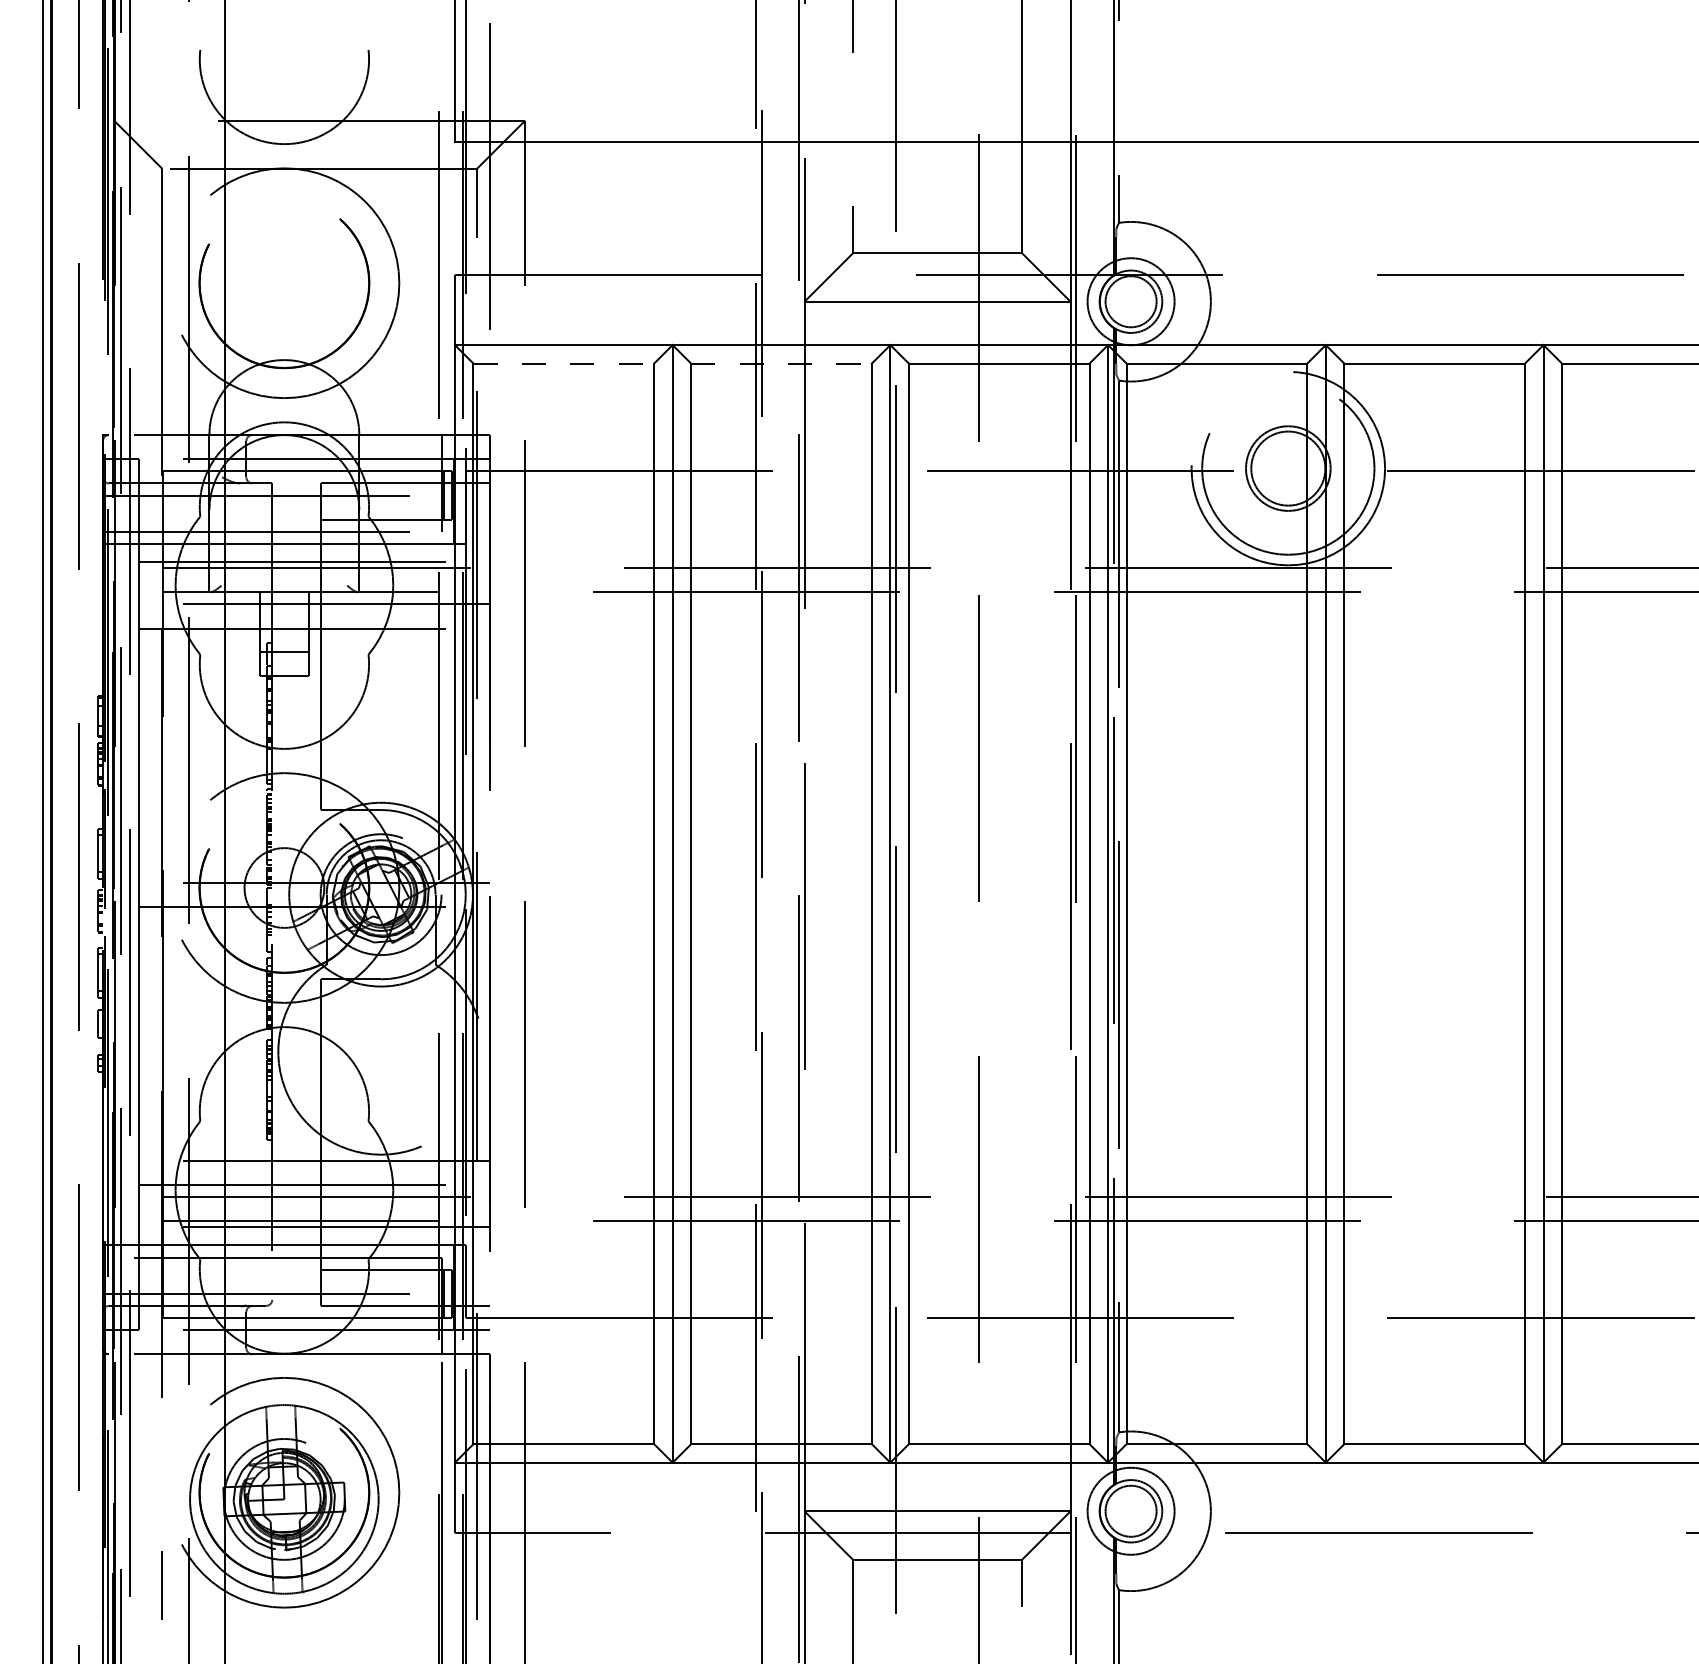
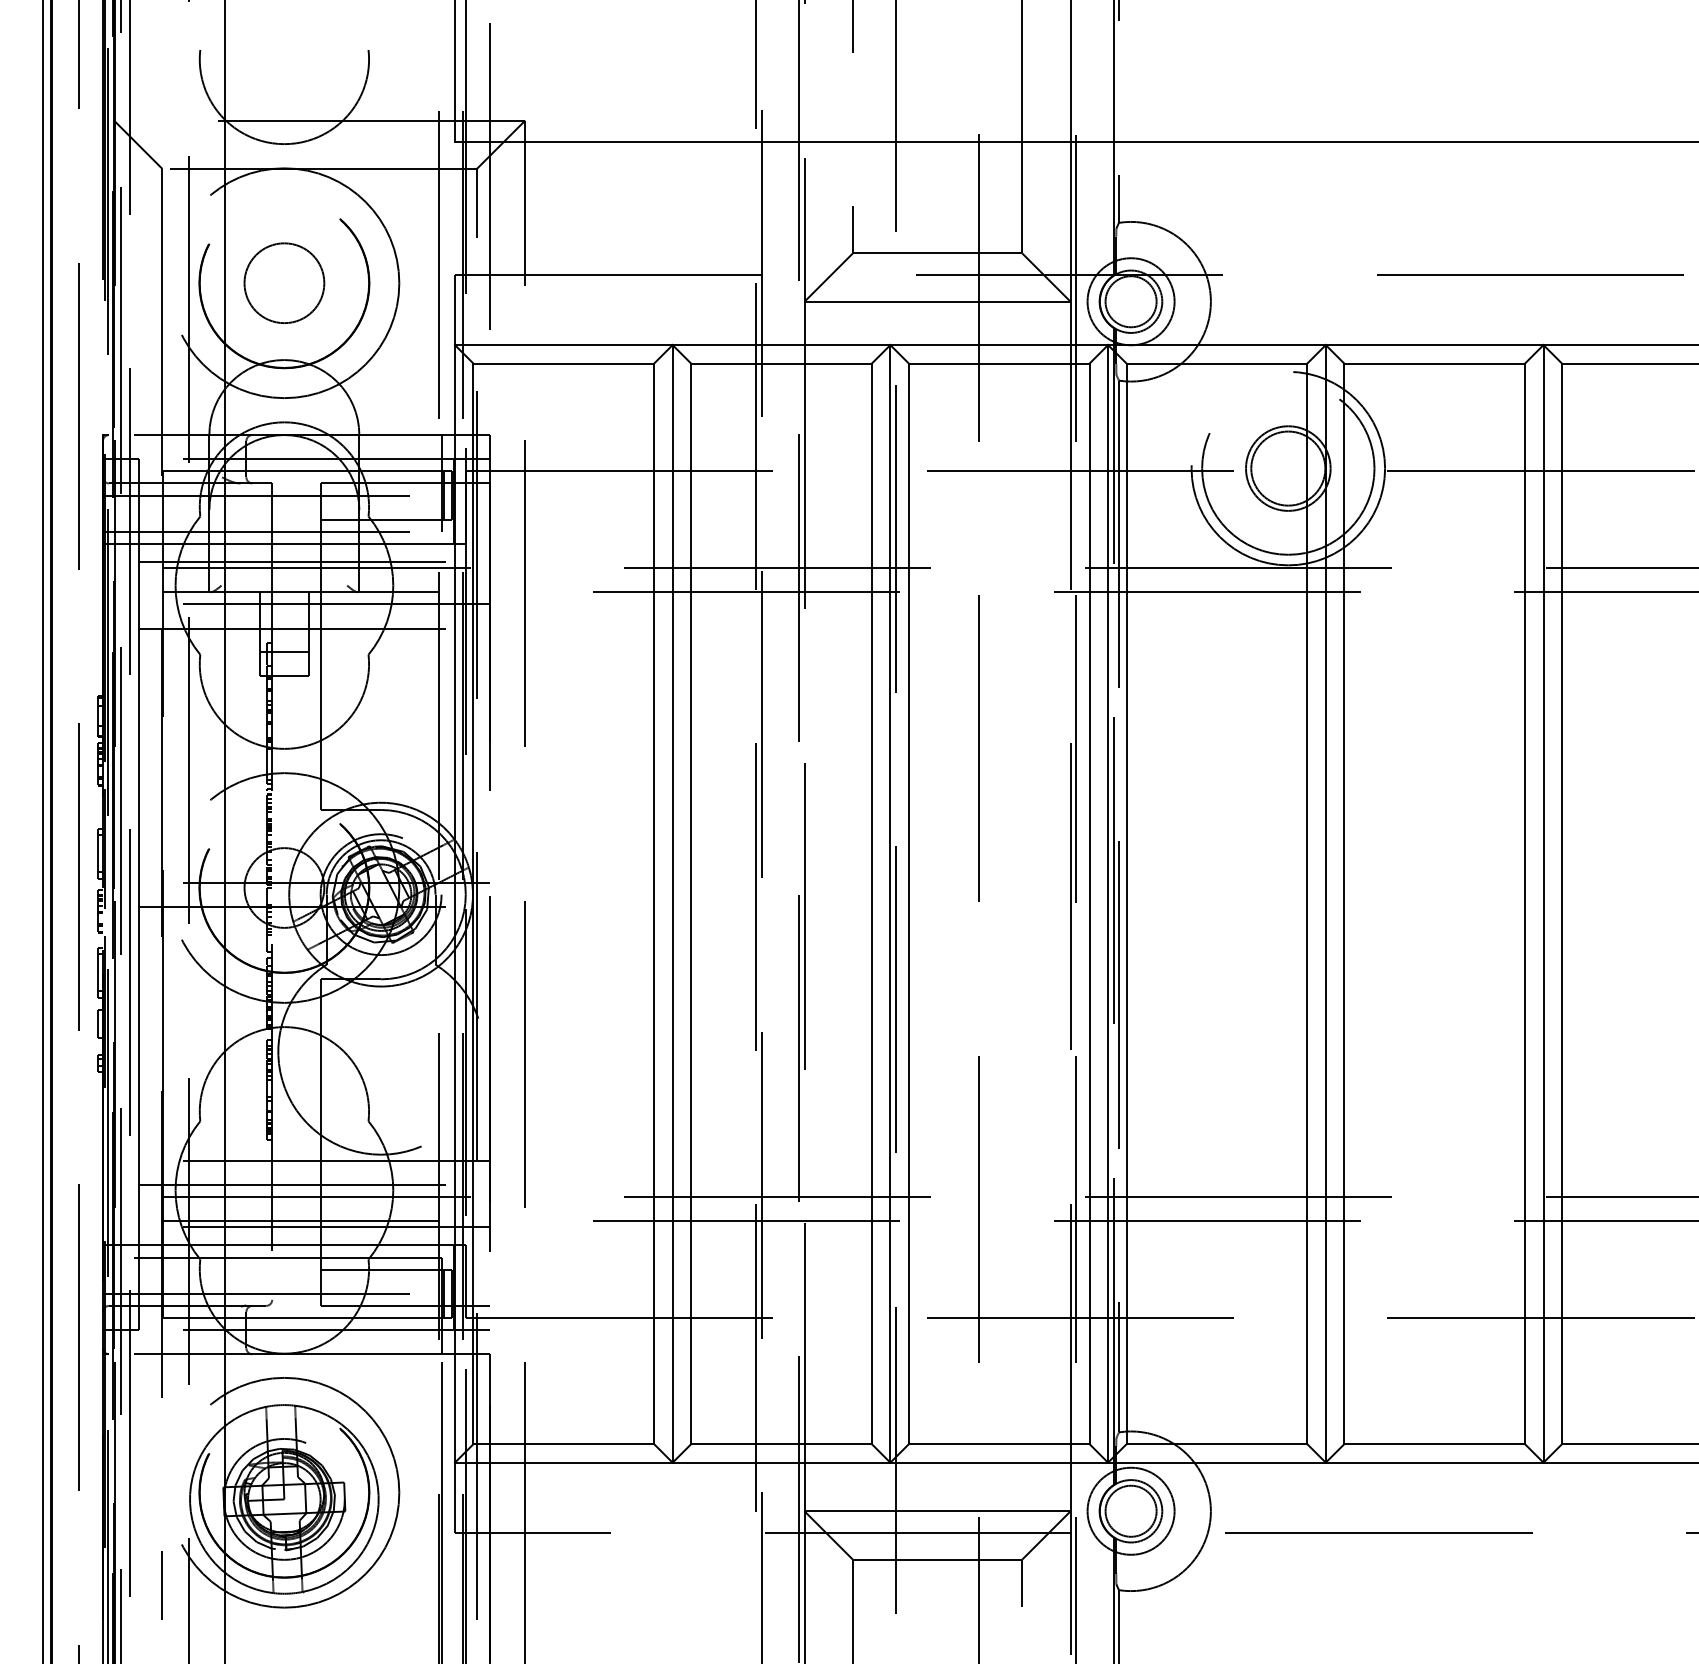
circle: none -> present (284, 282)
line: dashed -> solid (564, 363)
line: dashed -> solid (782, 363)
